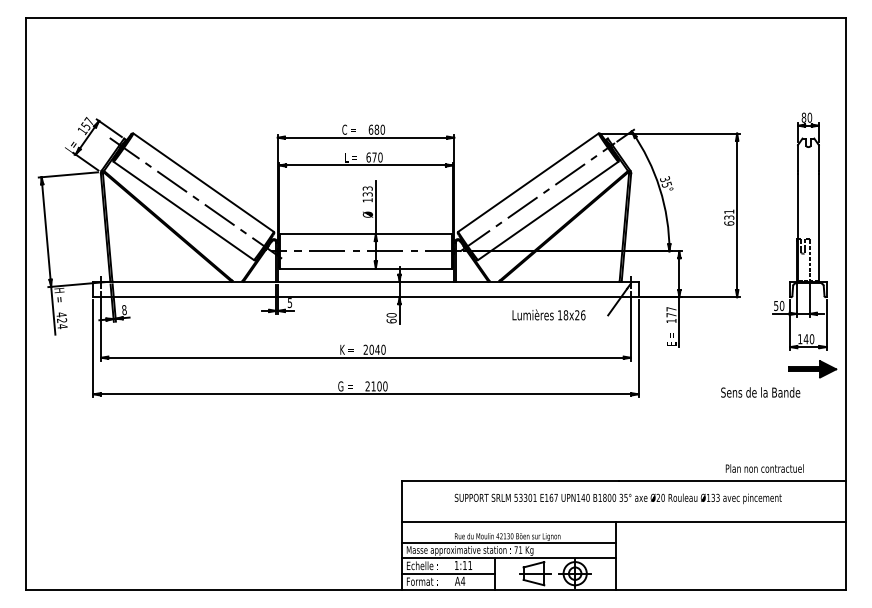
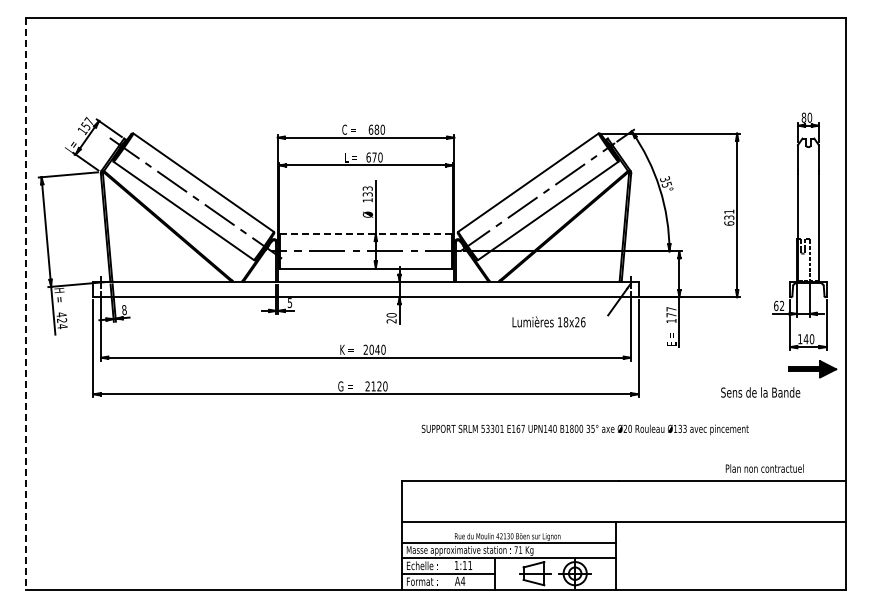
line: solid -> dashed (366, 234)
line: solid -> dashed (26, 304)
text: 50 -> 62 (779, 305)
text position: (548, 314) -> (548, 321) (548, 321)
text: 60 -> 20 (391, 320)
text: 2100 -> 2120 (379, 386)
text position: (617, 498) -> (584, 429) (584, 429)
